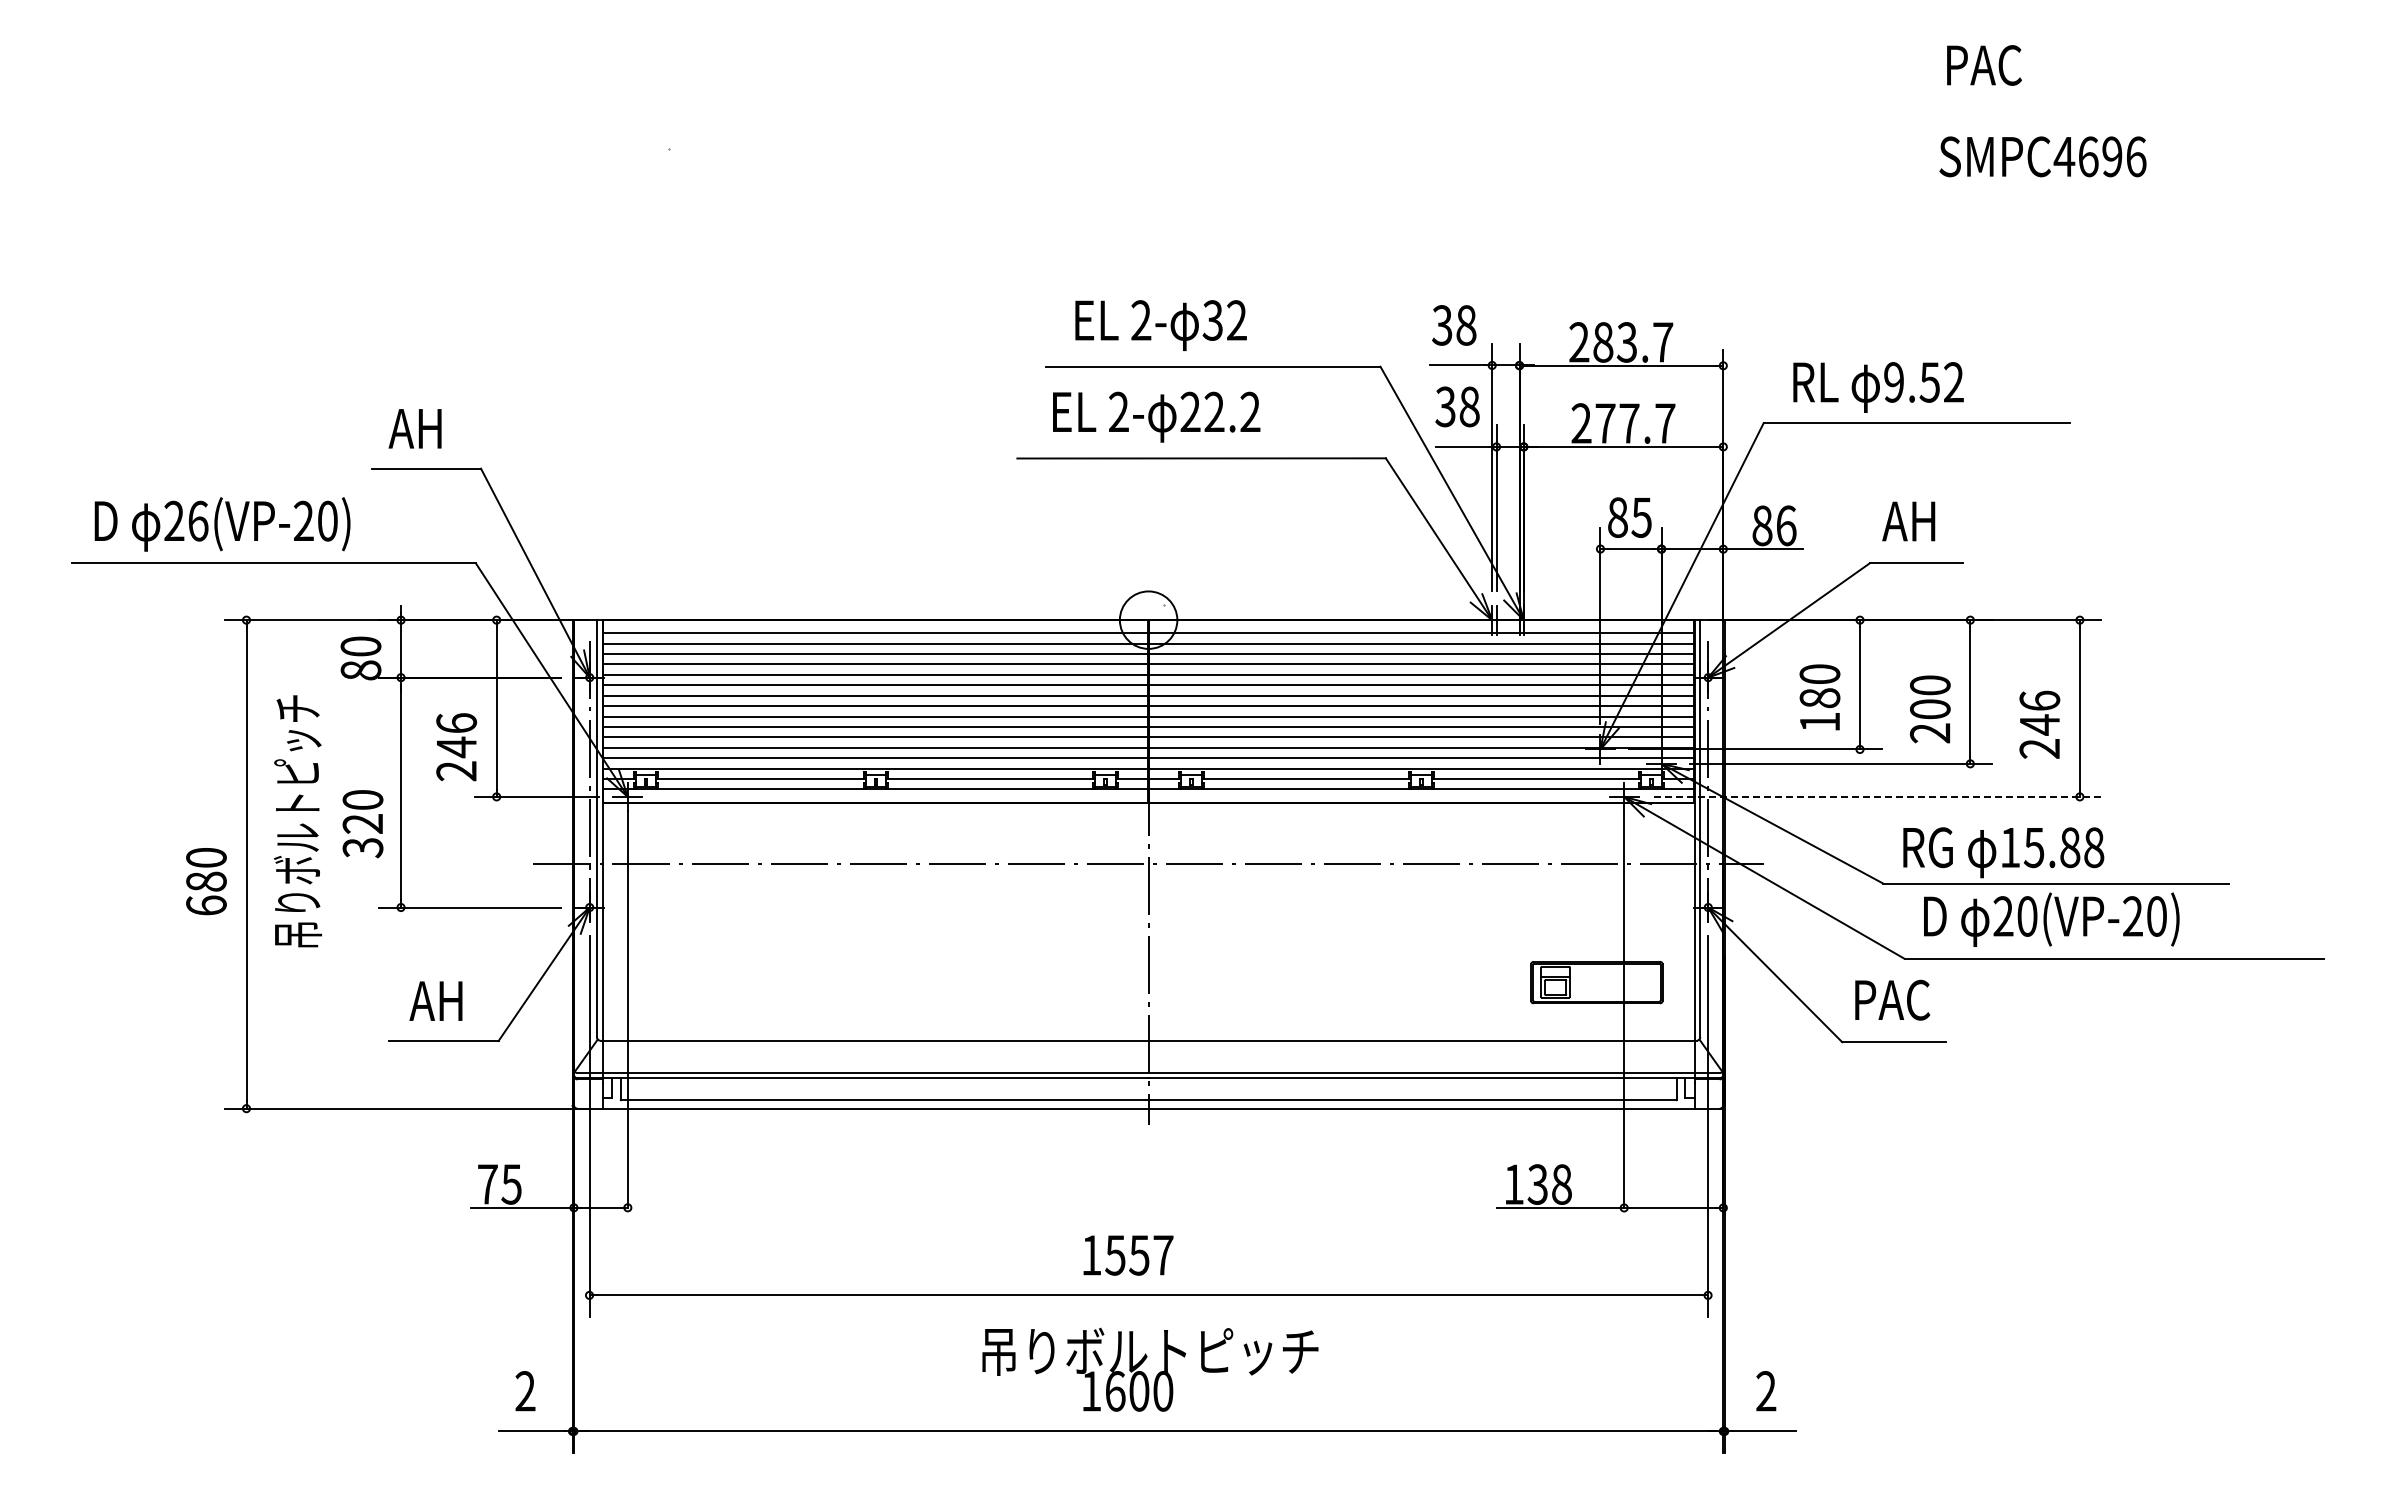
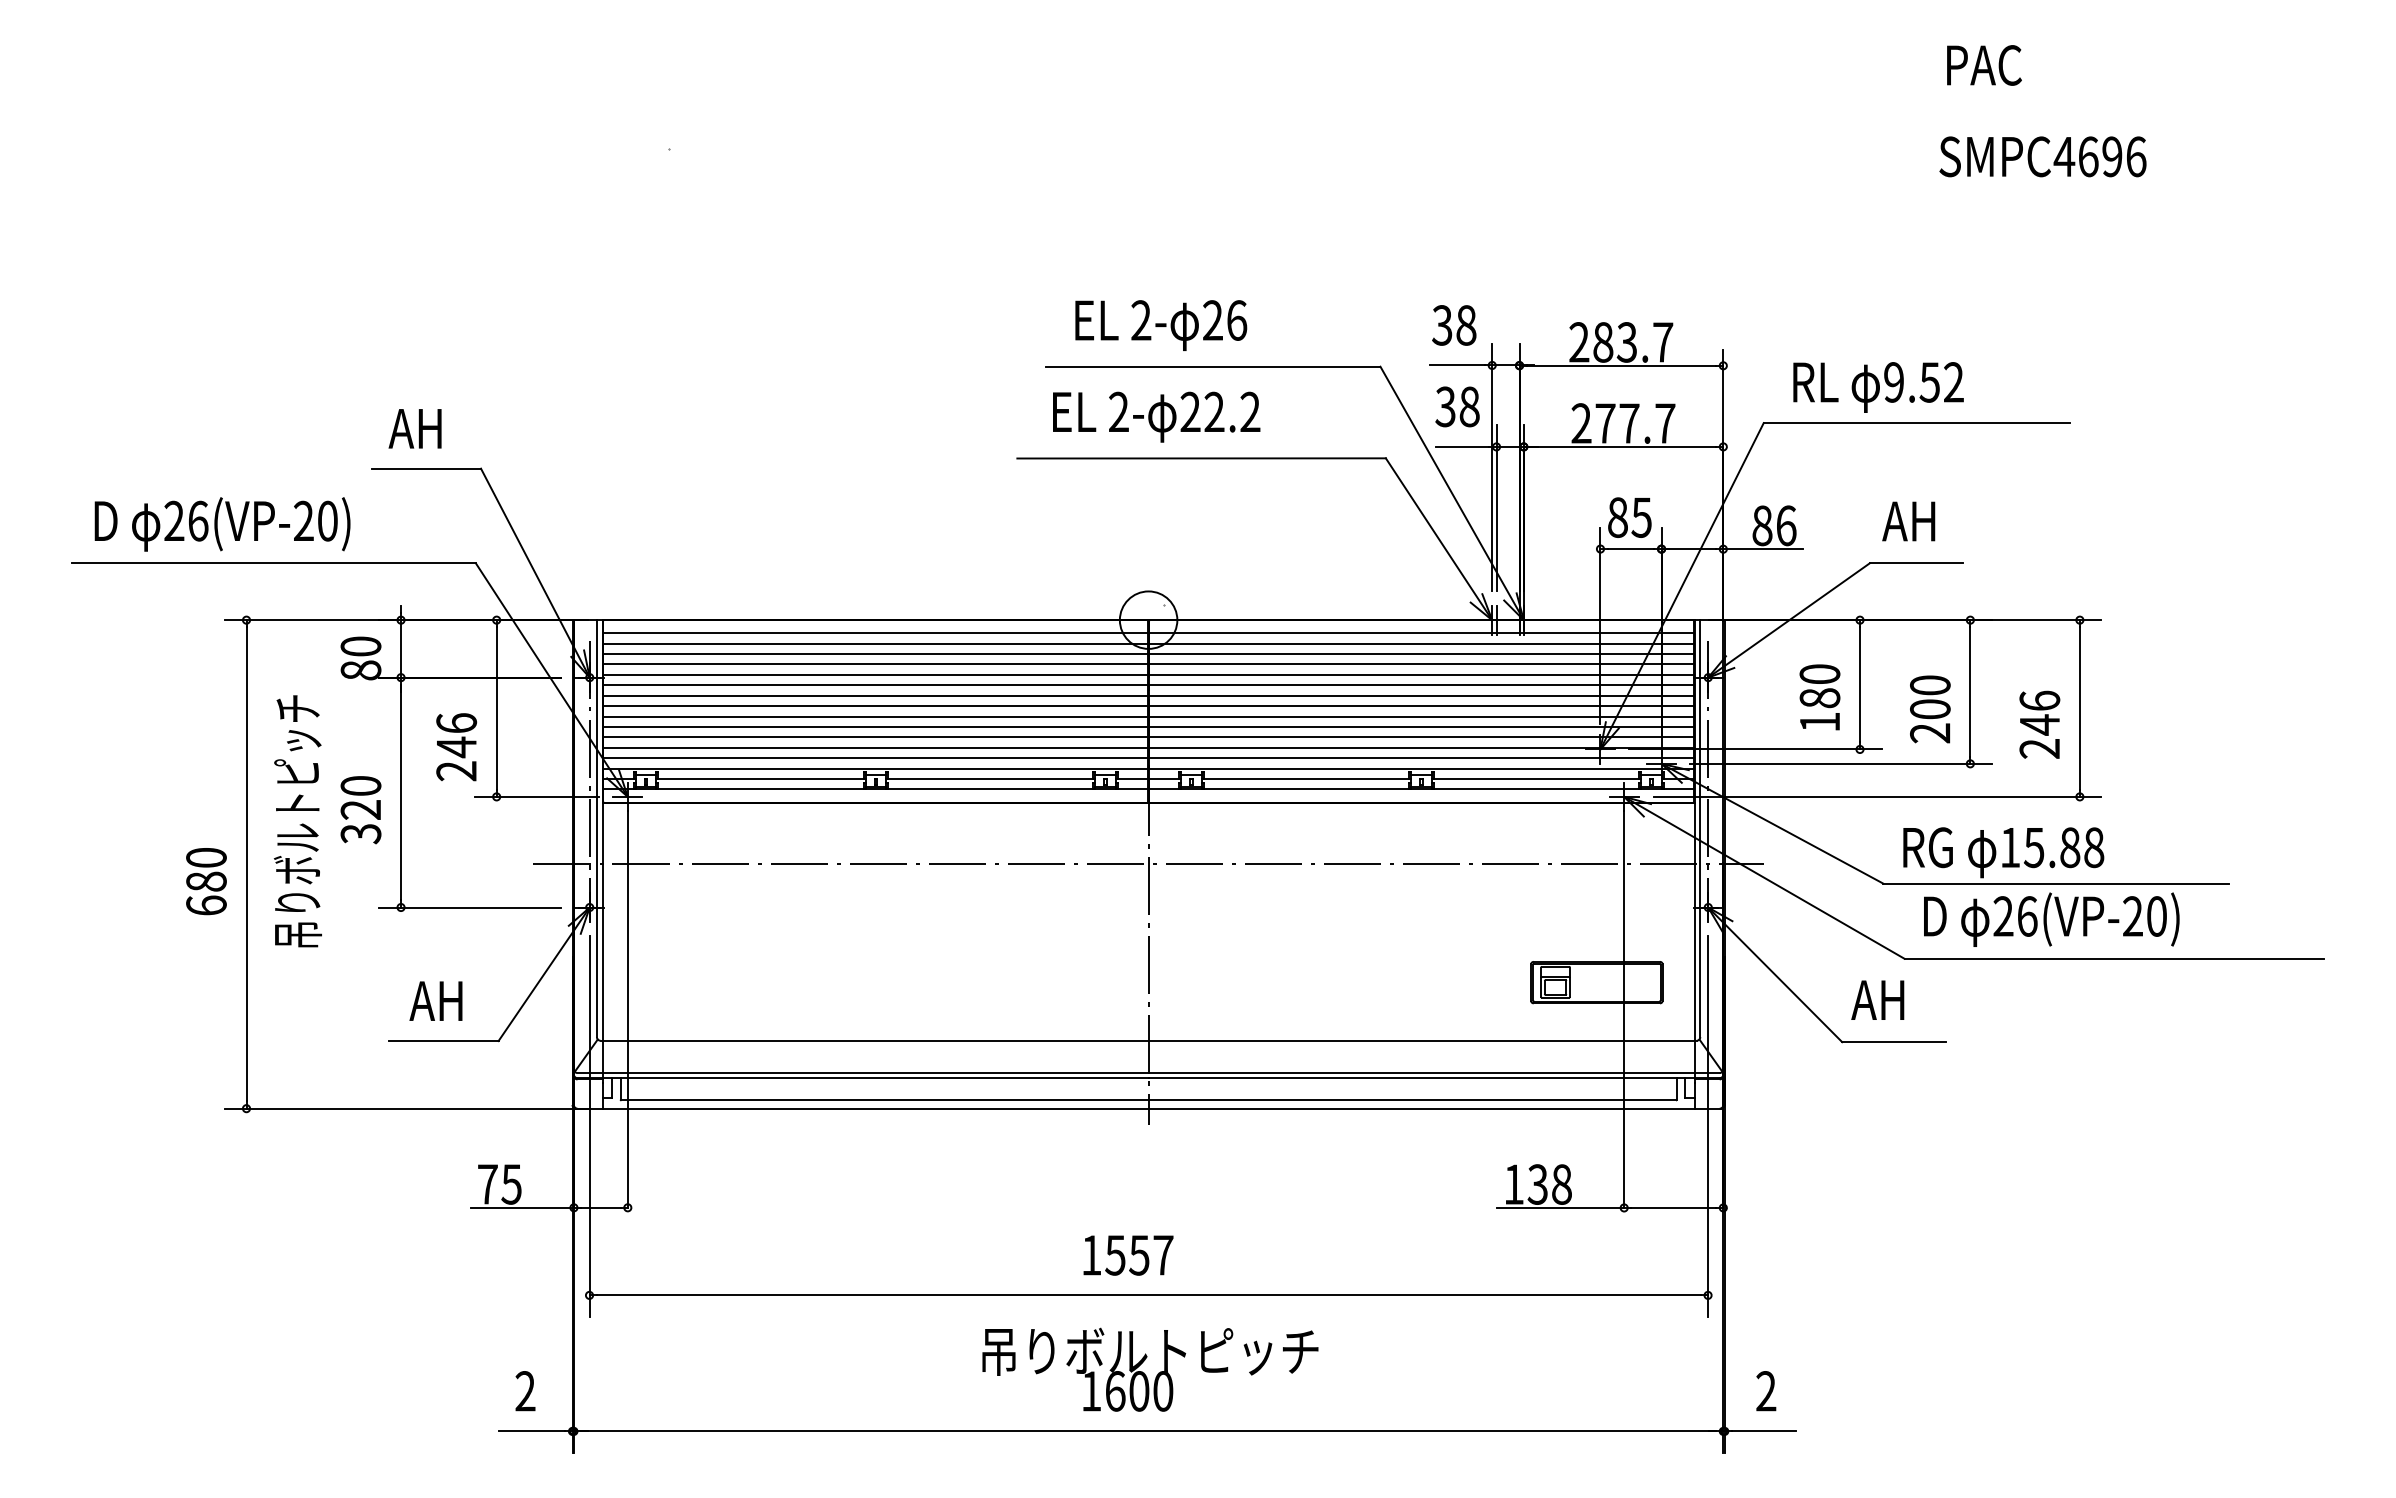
text: 32 -> 26 (1224, 320)
line: dashed -> solid (1877, 796)
text position: (362, 824) -> (360, 810) (360, 810)
text: 20(VP-20) -> 26(VP-20) (2027, 916)
text: PAC -> AH (1890, 999)
